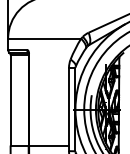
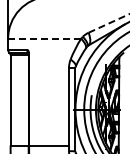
line: solid -> dashed (110, 22)
line: solid -> dashed (45, 38)
